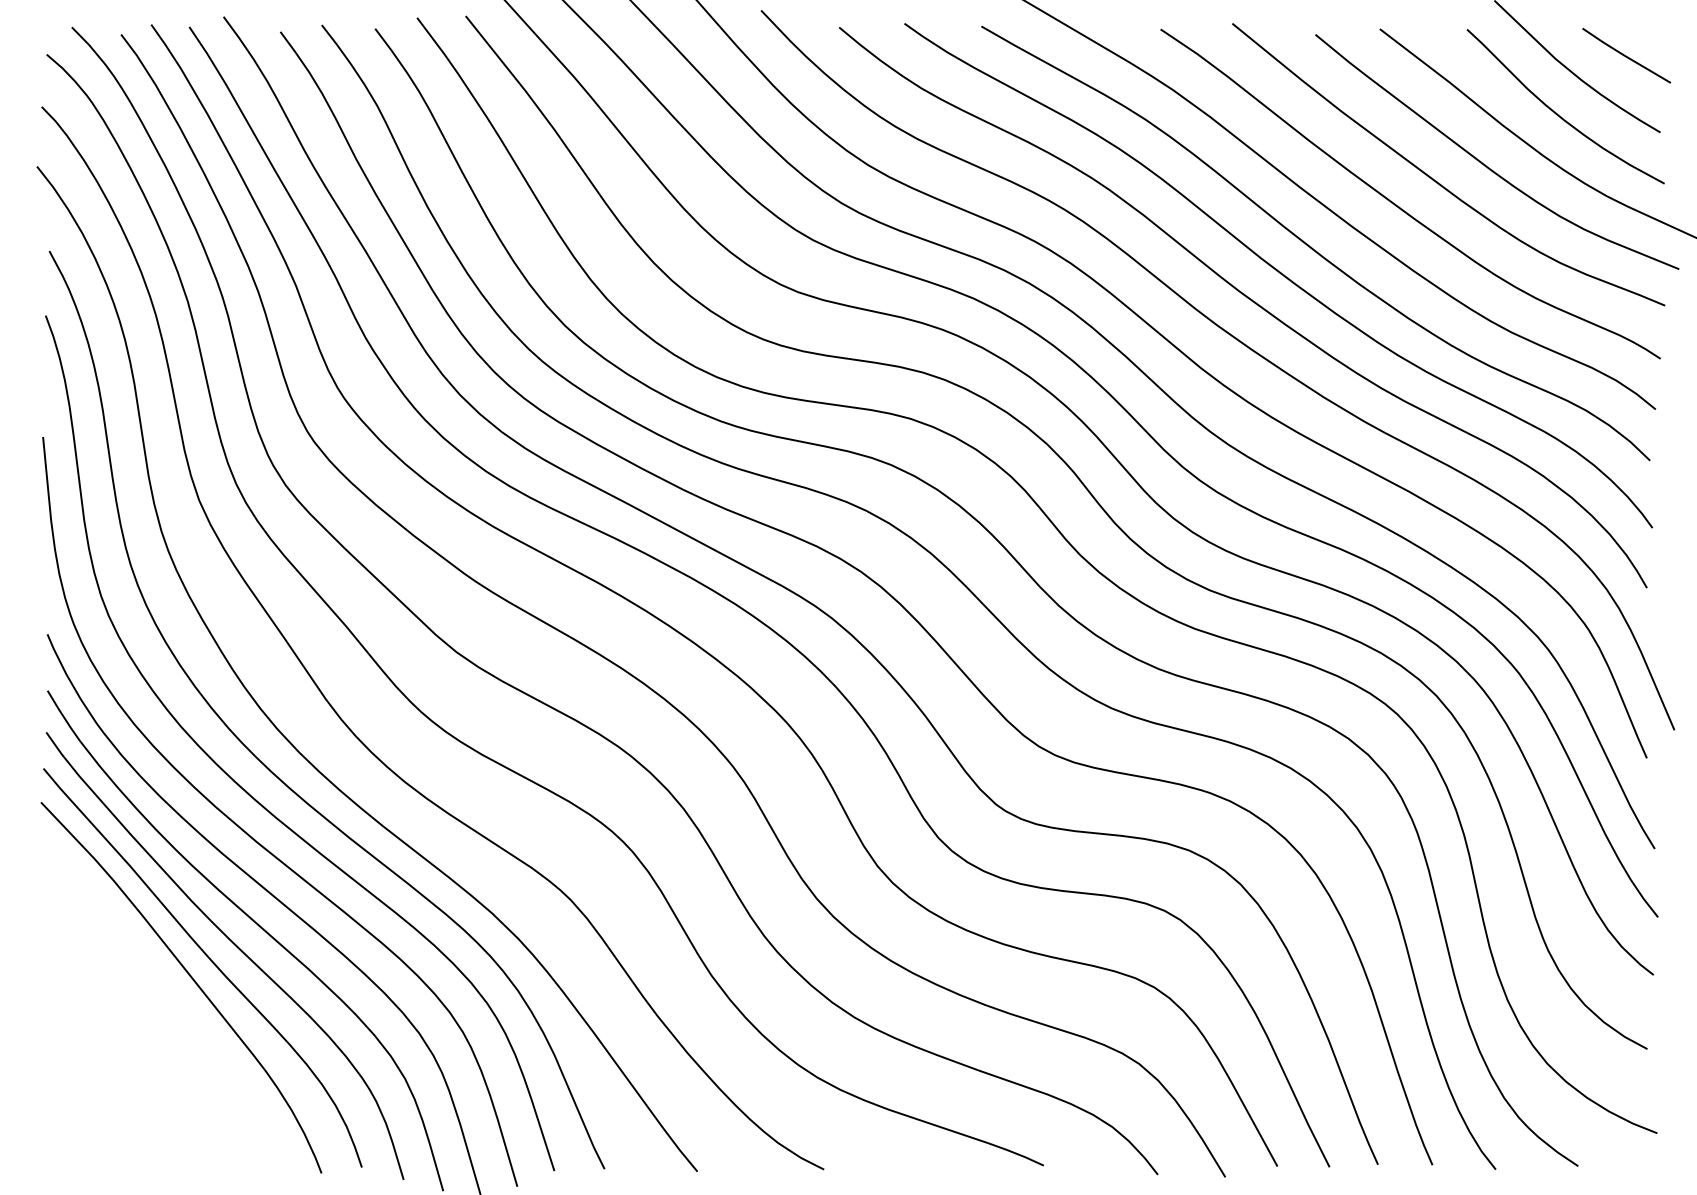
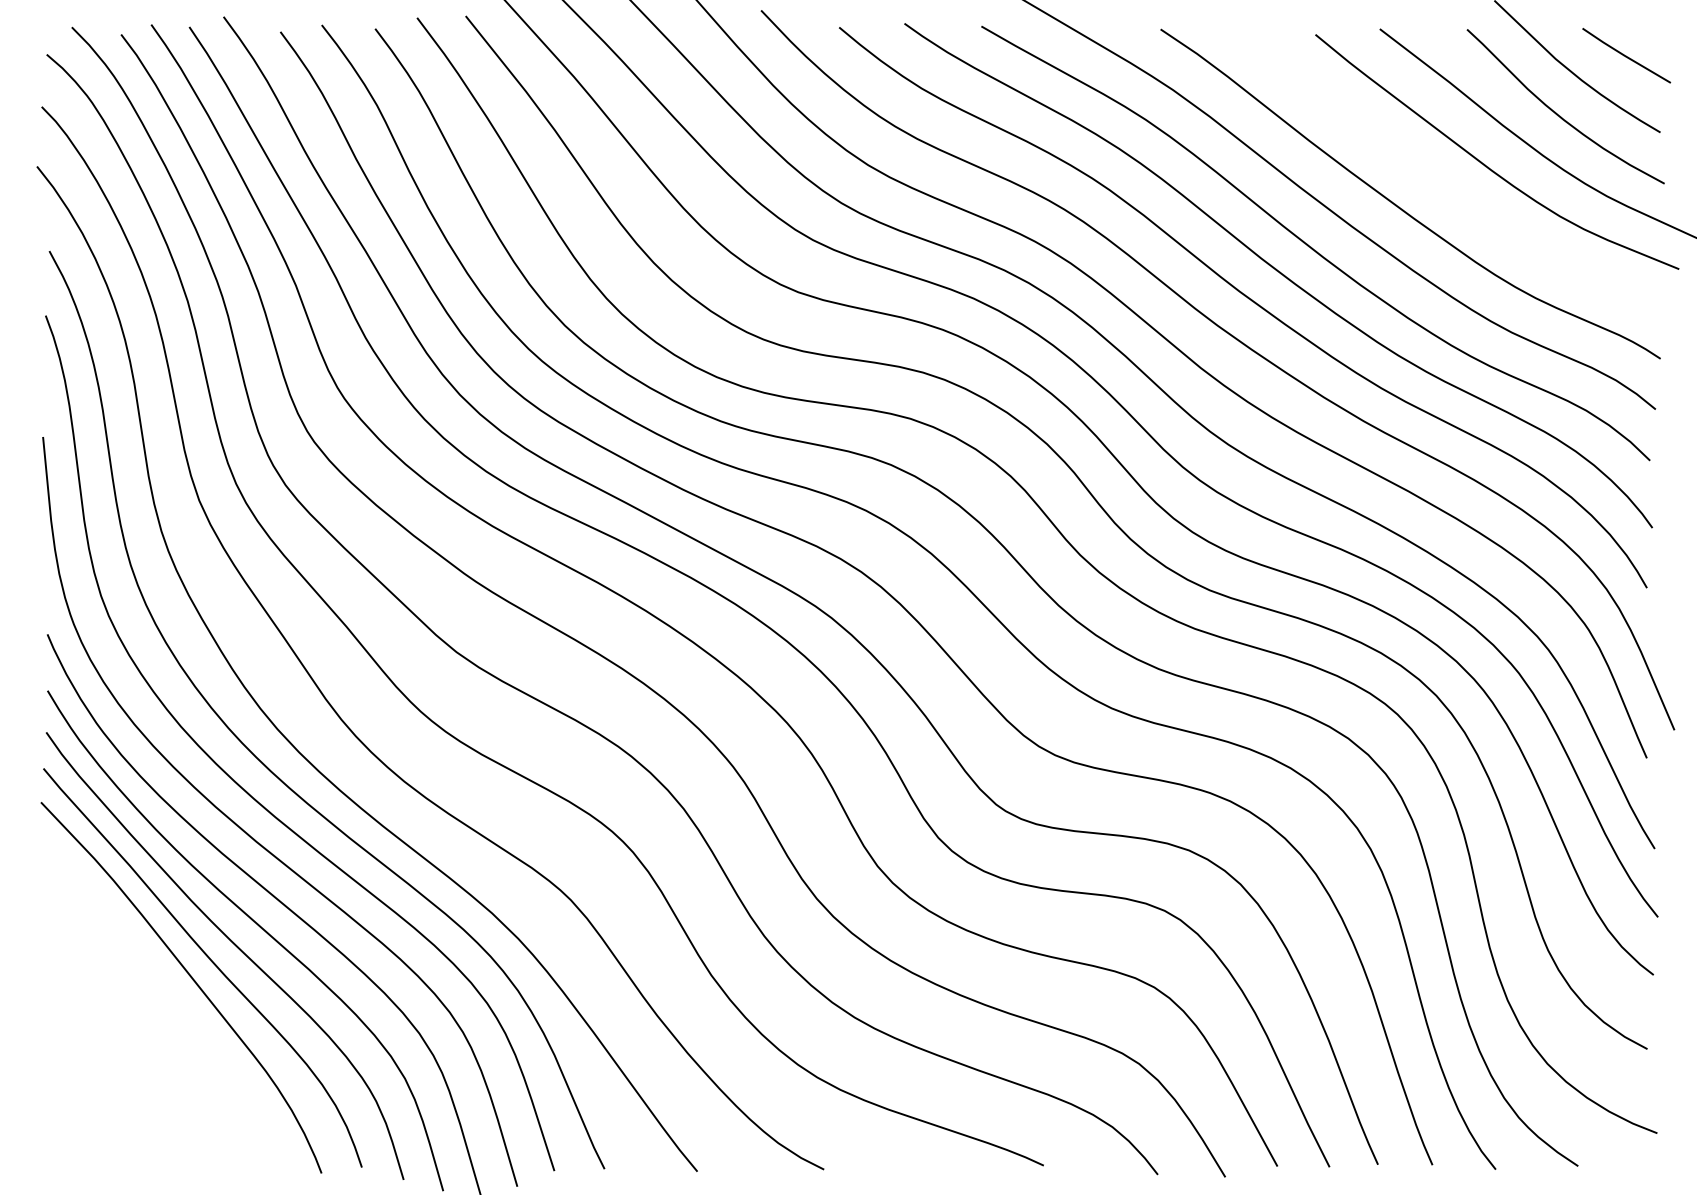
curve: present -> none (1436, 180)
